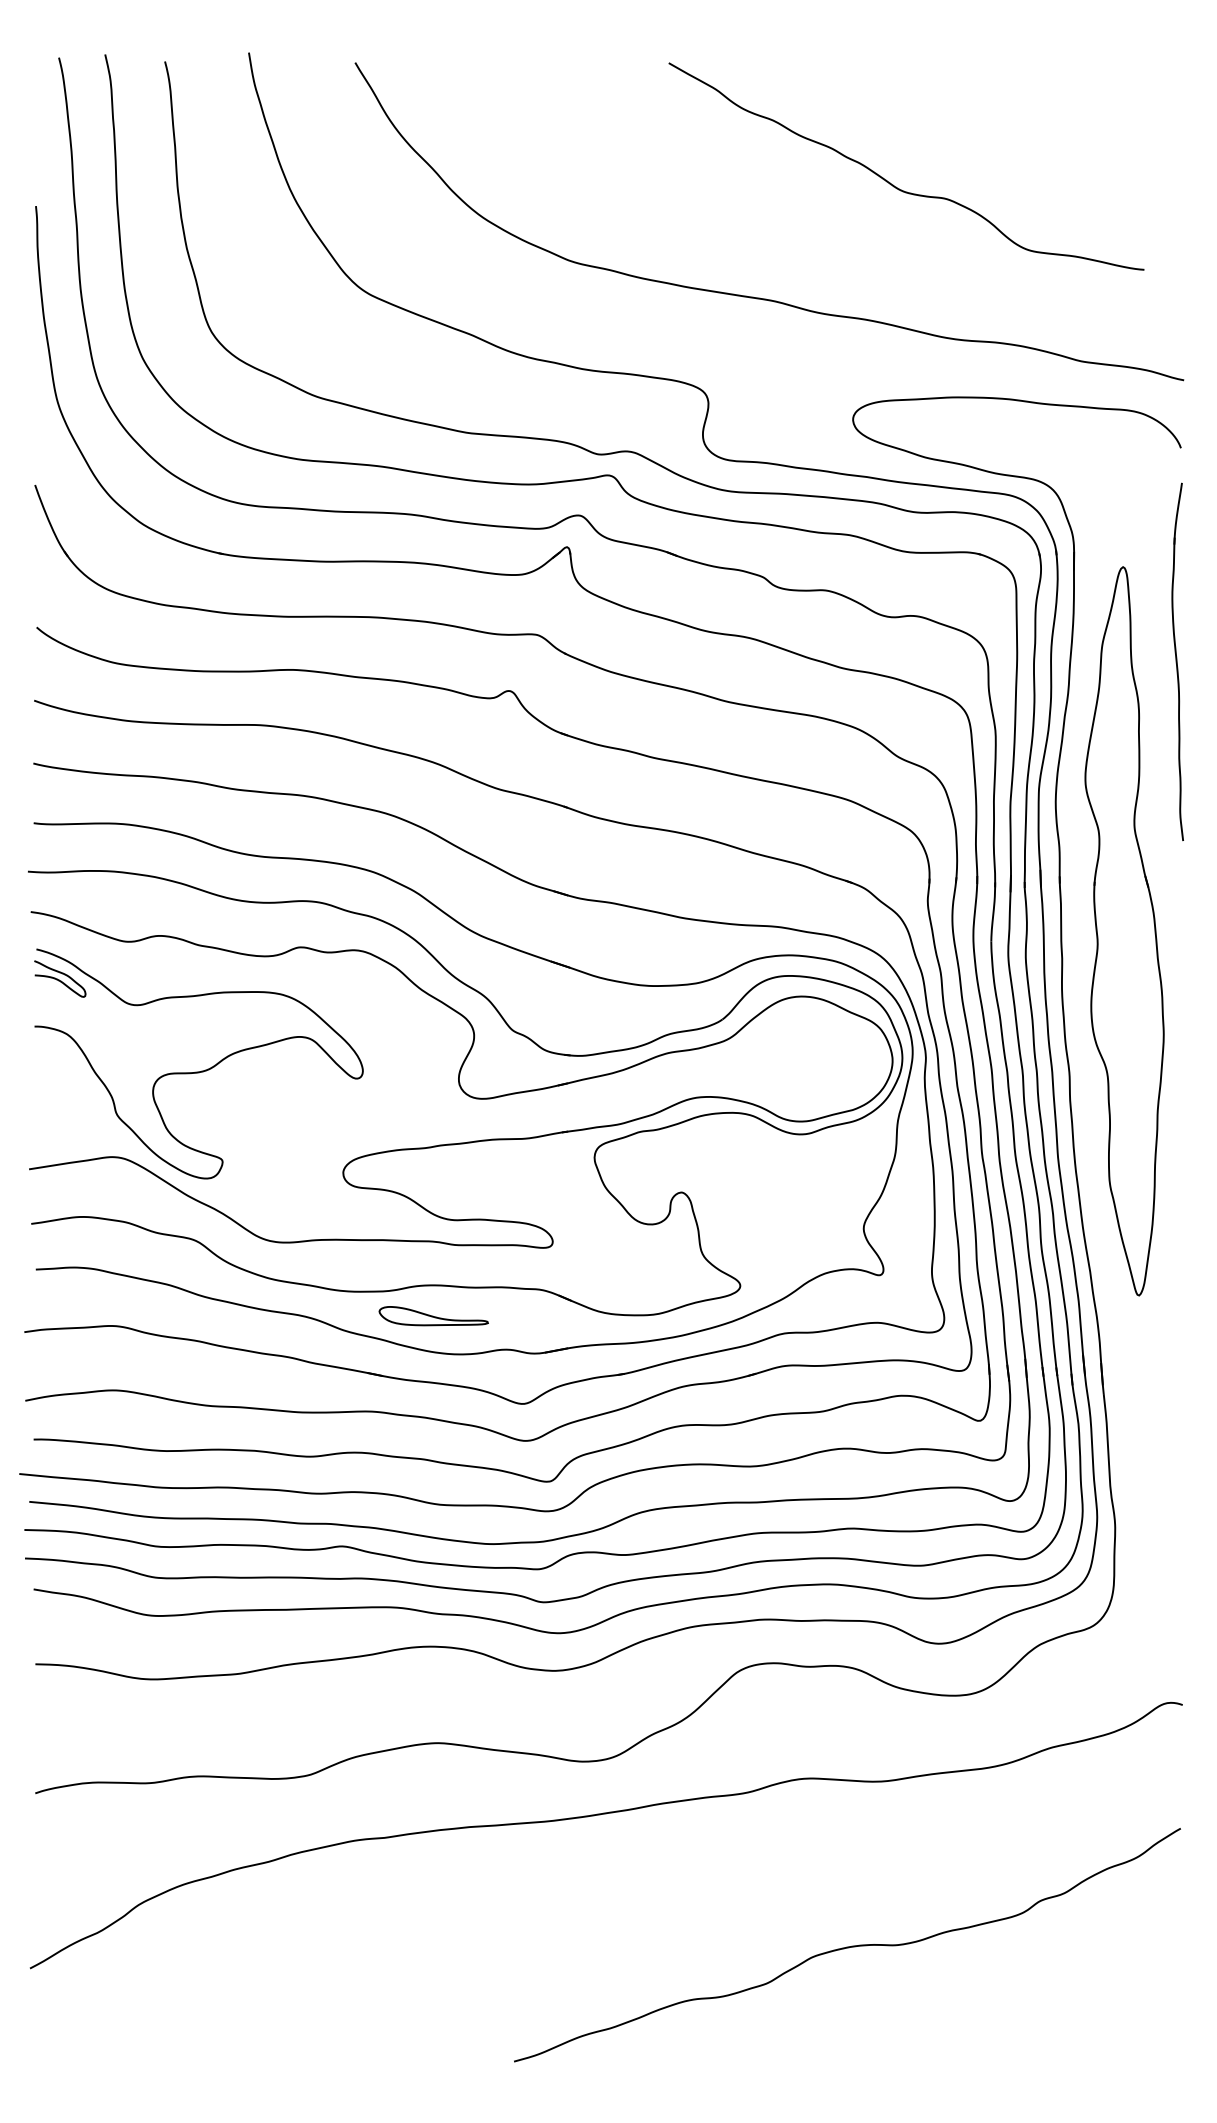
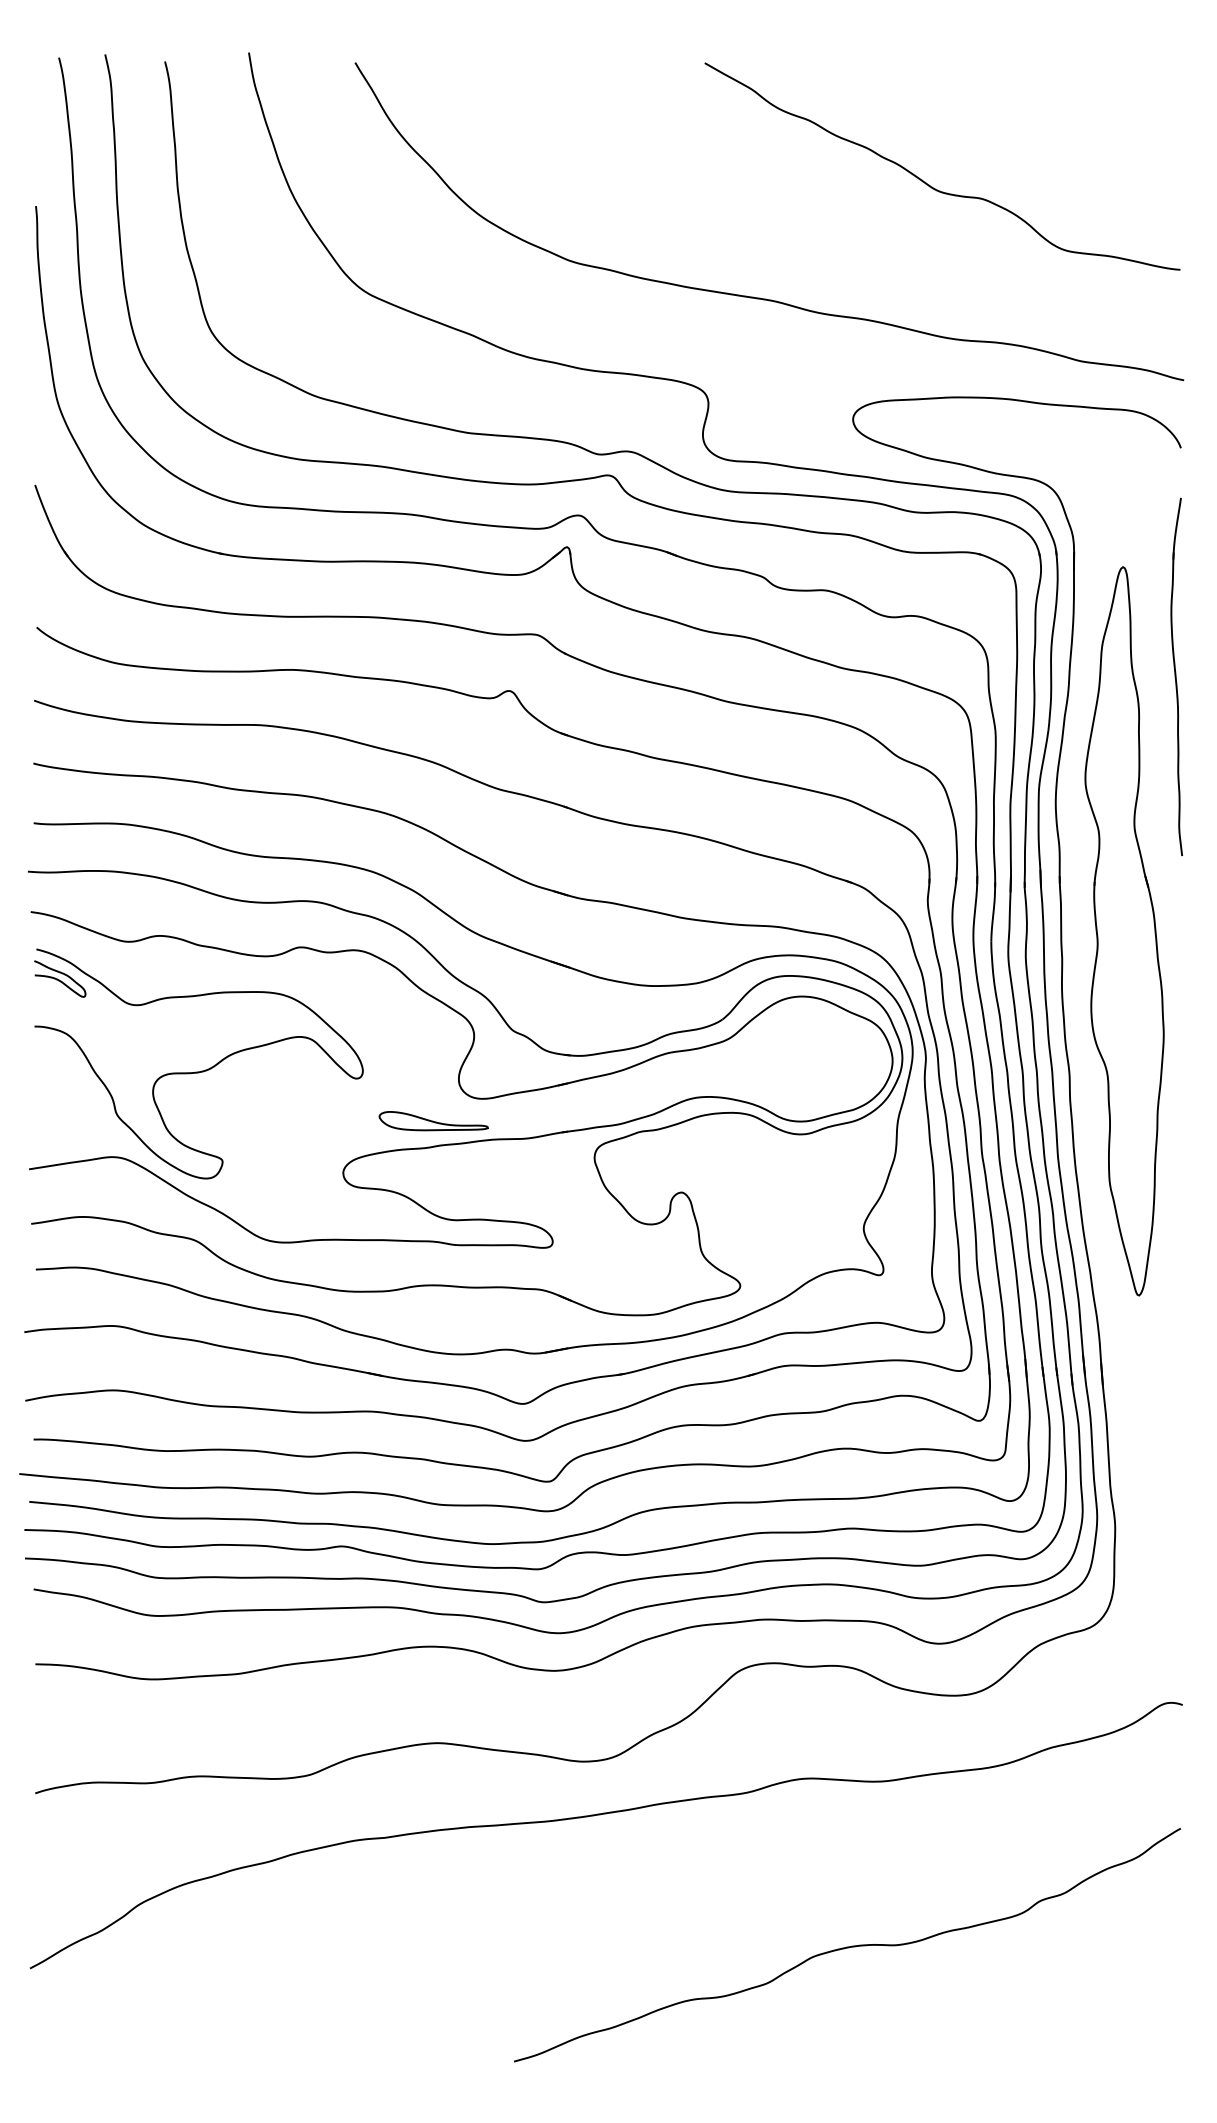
curve position: (893, 184) -> (929, 184) (929, 184)
part position: (1177, 661) -> (1176, 676) (1176, 676)
part position: (433, 1316) -> (433, 1121) (433, 1121)
